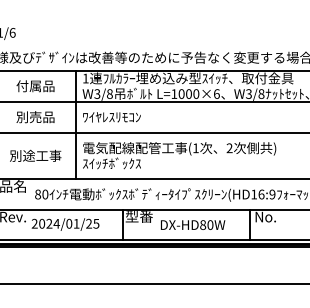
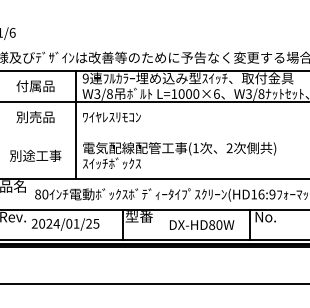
text: 1 -> 9 (85, 78)
line: present -> none (154, 132)
text position: (193, 224) -> (202, 224) (202, 224)
